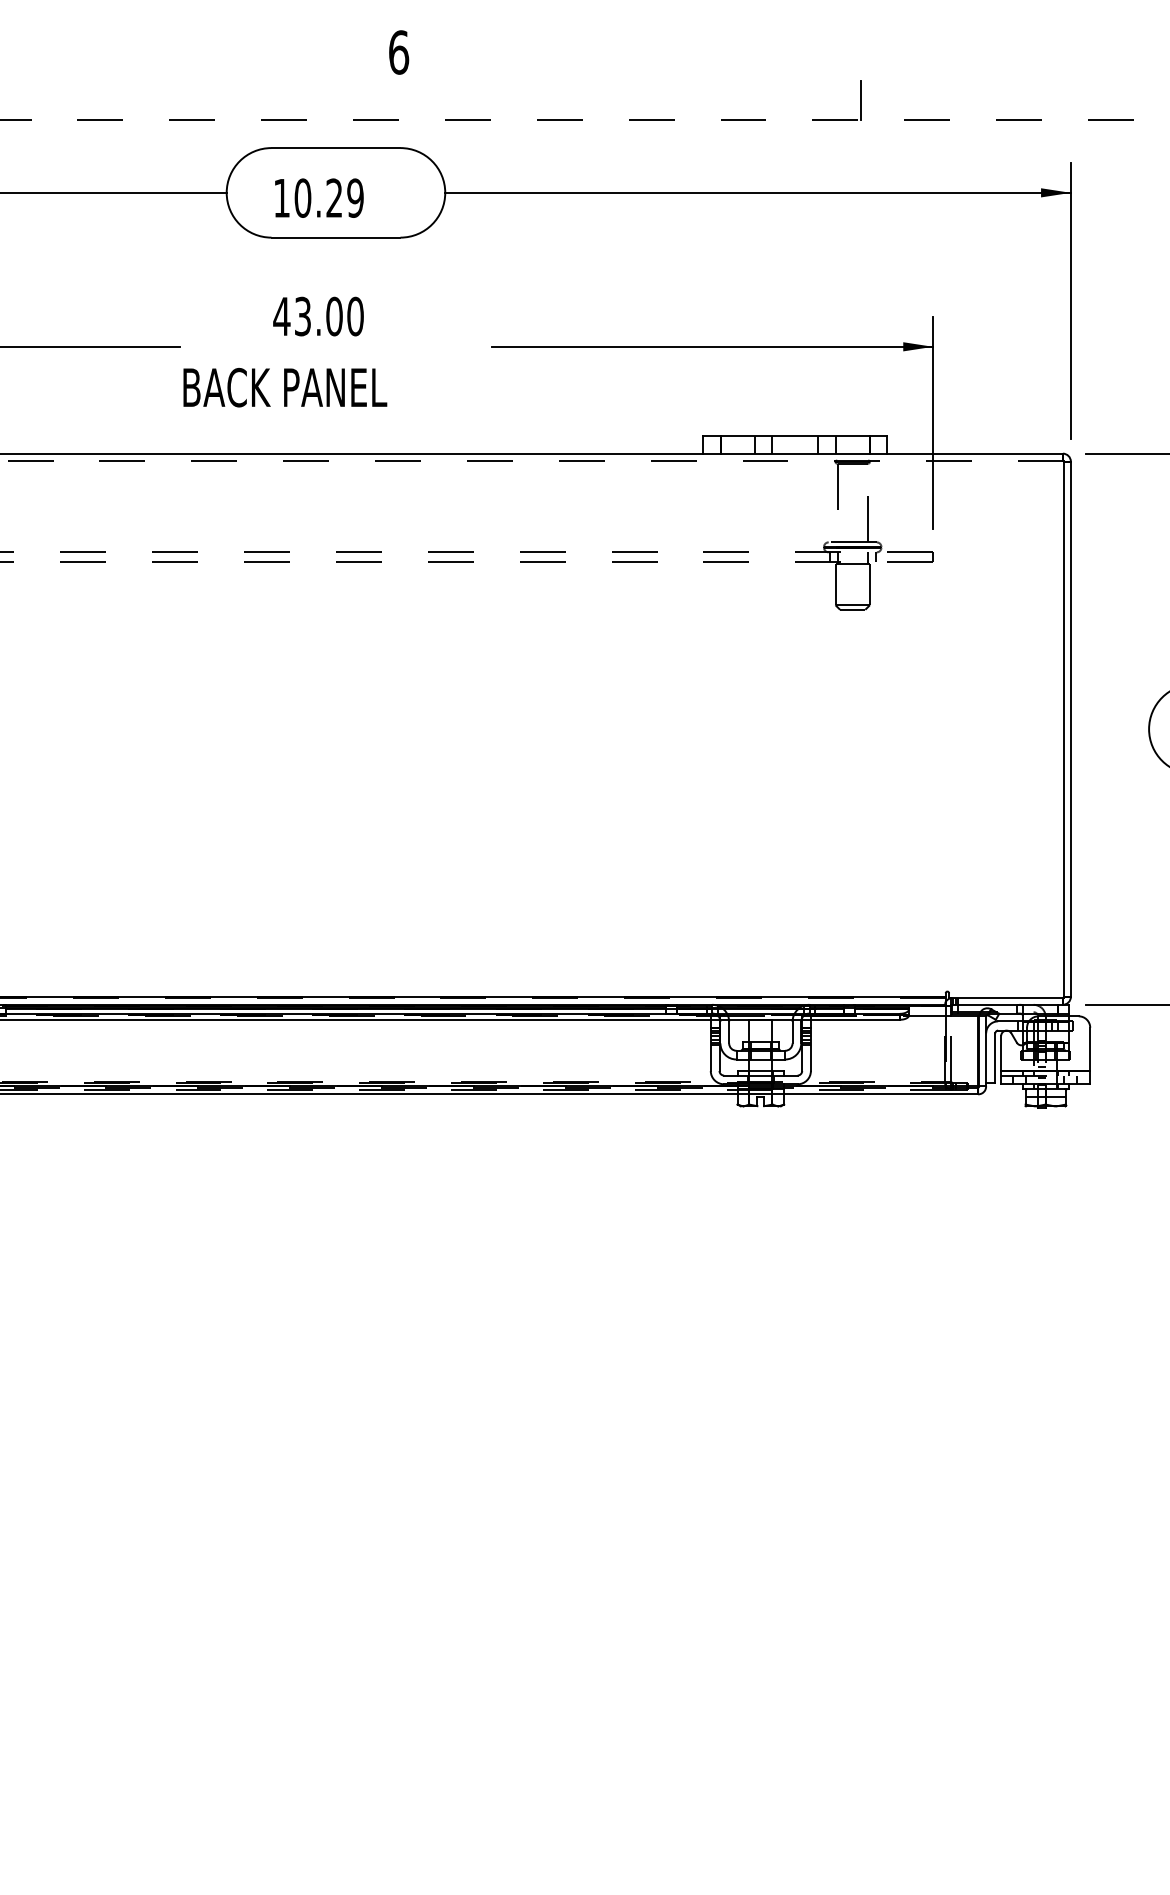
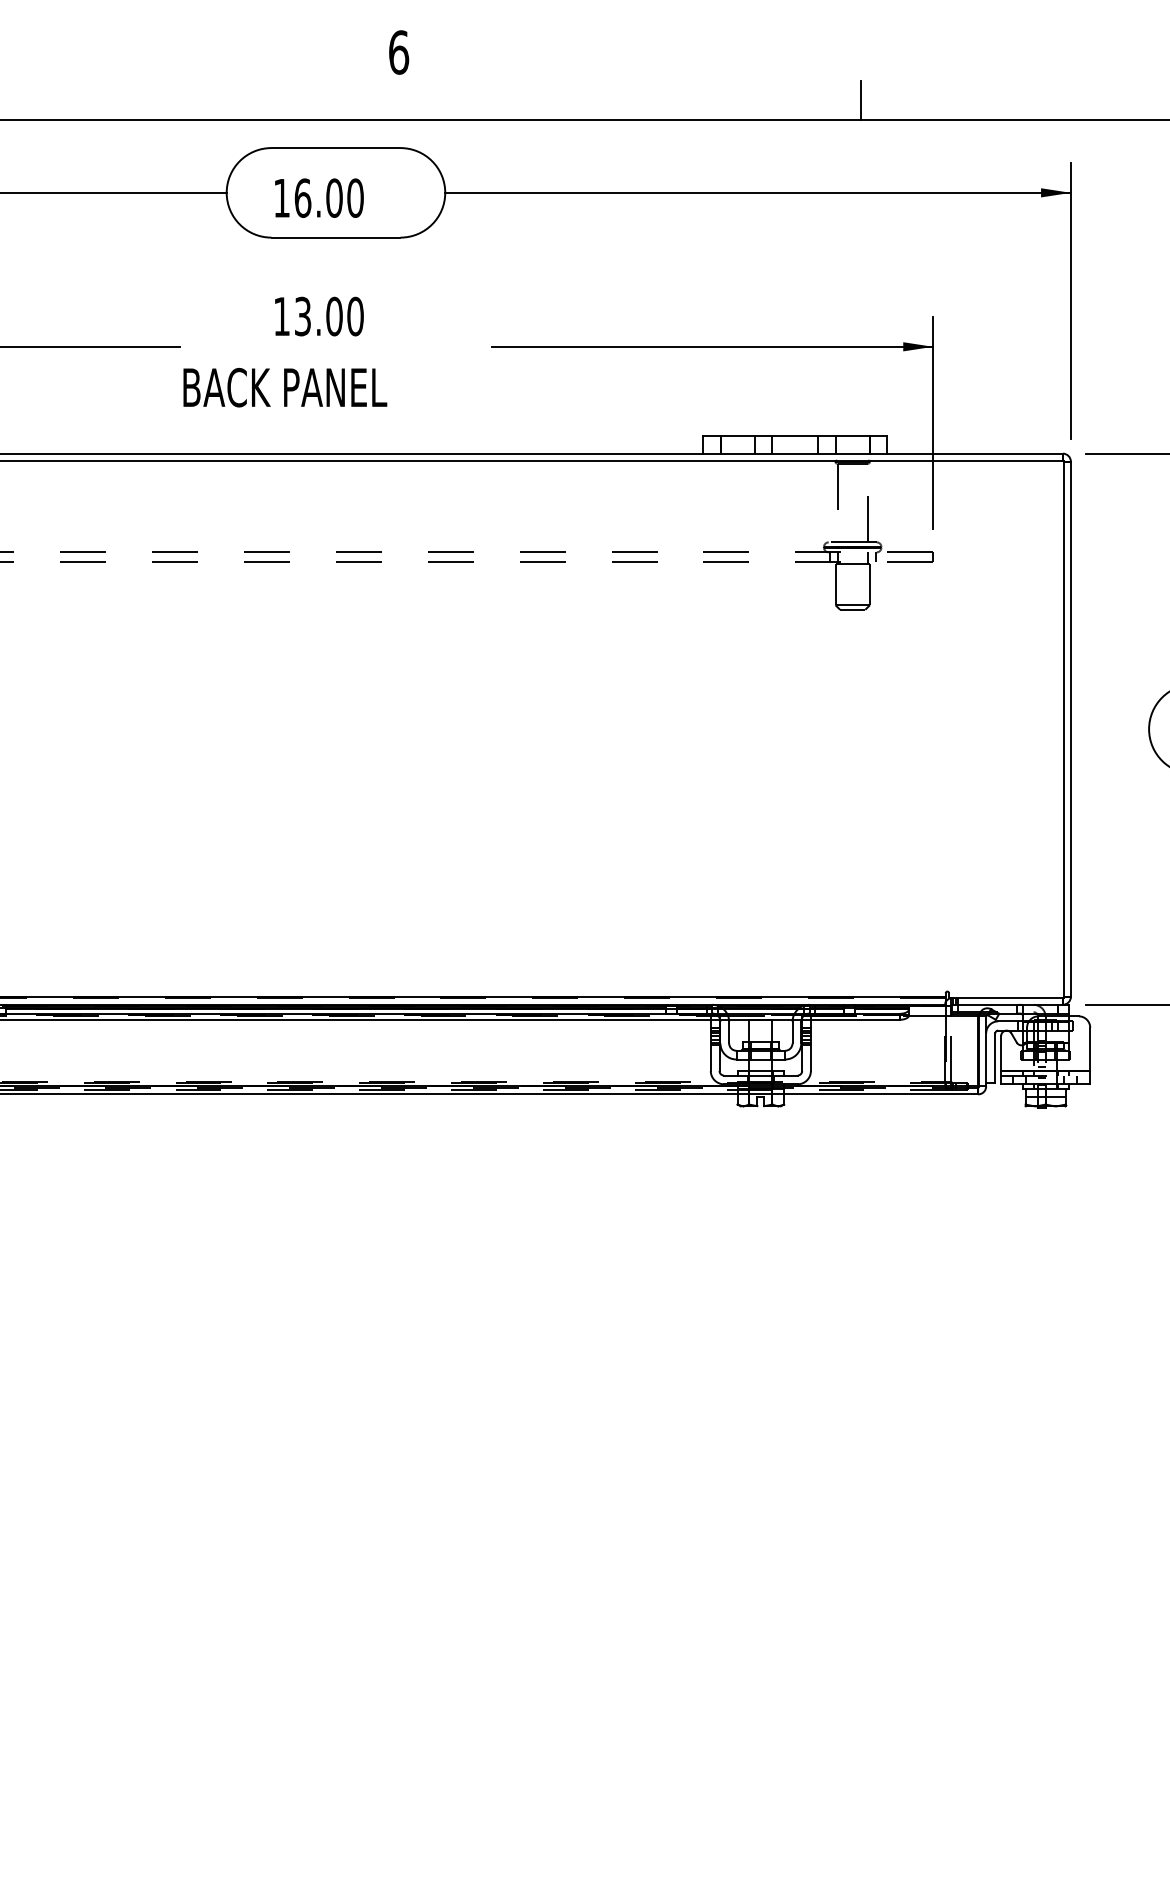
line: dashed -> solid (585, 120)
text: 10.29 -> 16.00 (328, 197)
text: 43.00 -> 13.00 (281, 316)
line: dashed -> solid (532, 460)
